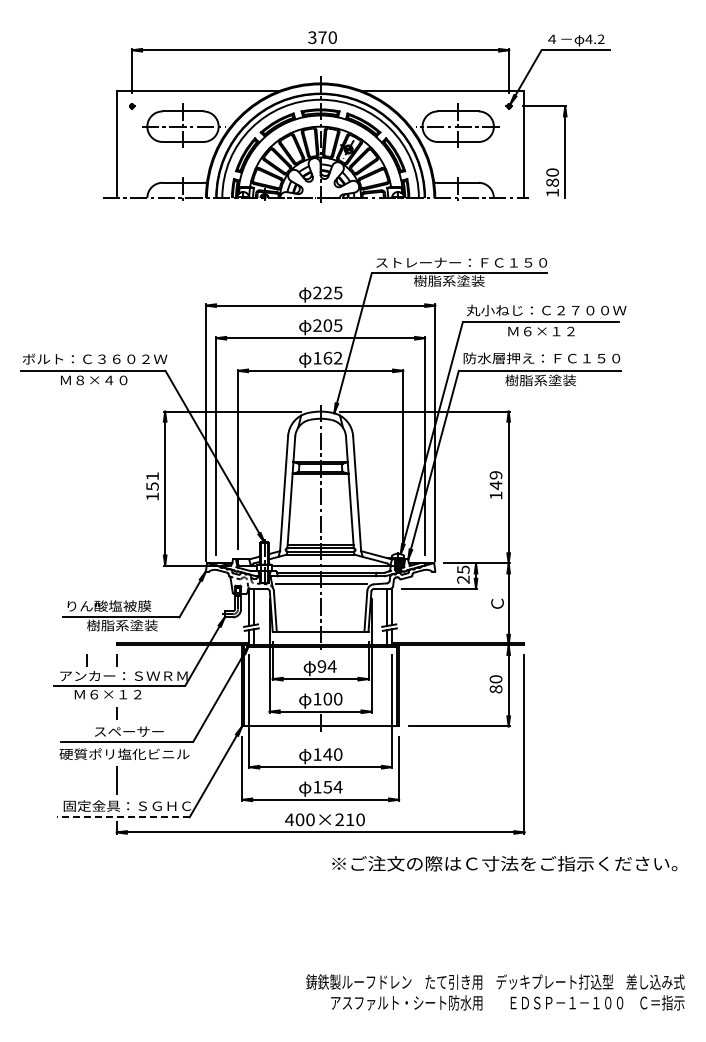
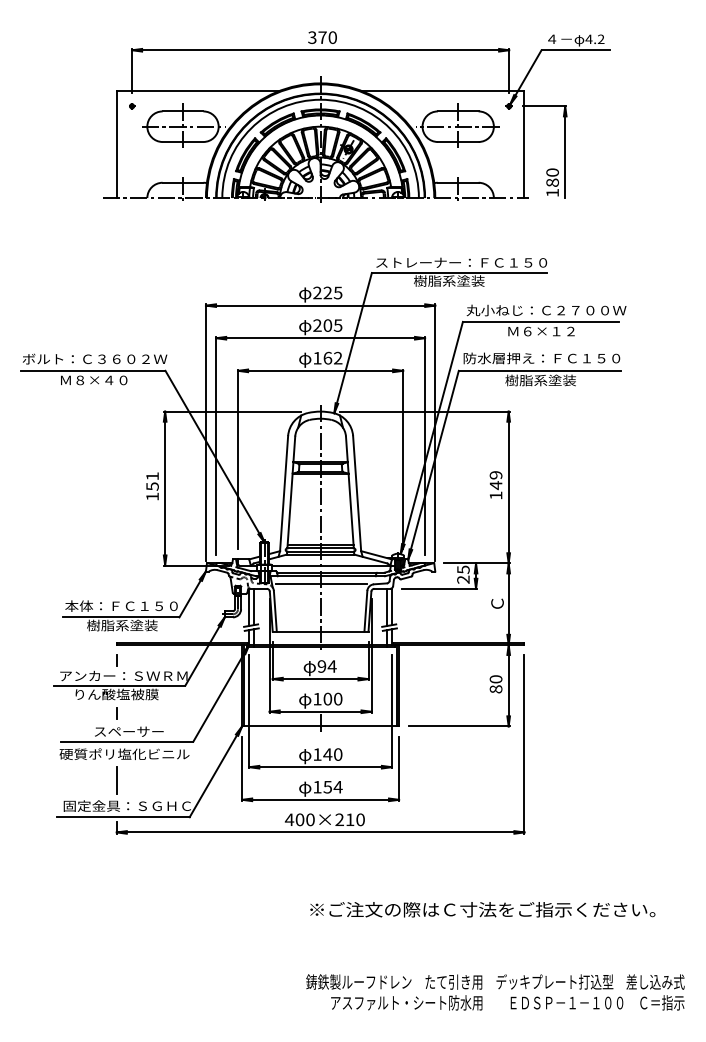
text: りん酸塩被膜 -> 本体：ＦＣ１５０ (121, 605)
line: present -> none (86, 660)
text: Ｍ６×１２ -> りん酸塩被膜 (116, 694)
line: dashed -> solid (123, 817)
text position: (504, 863) -> (482, 909) (482, 909)
